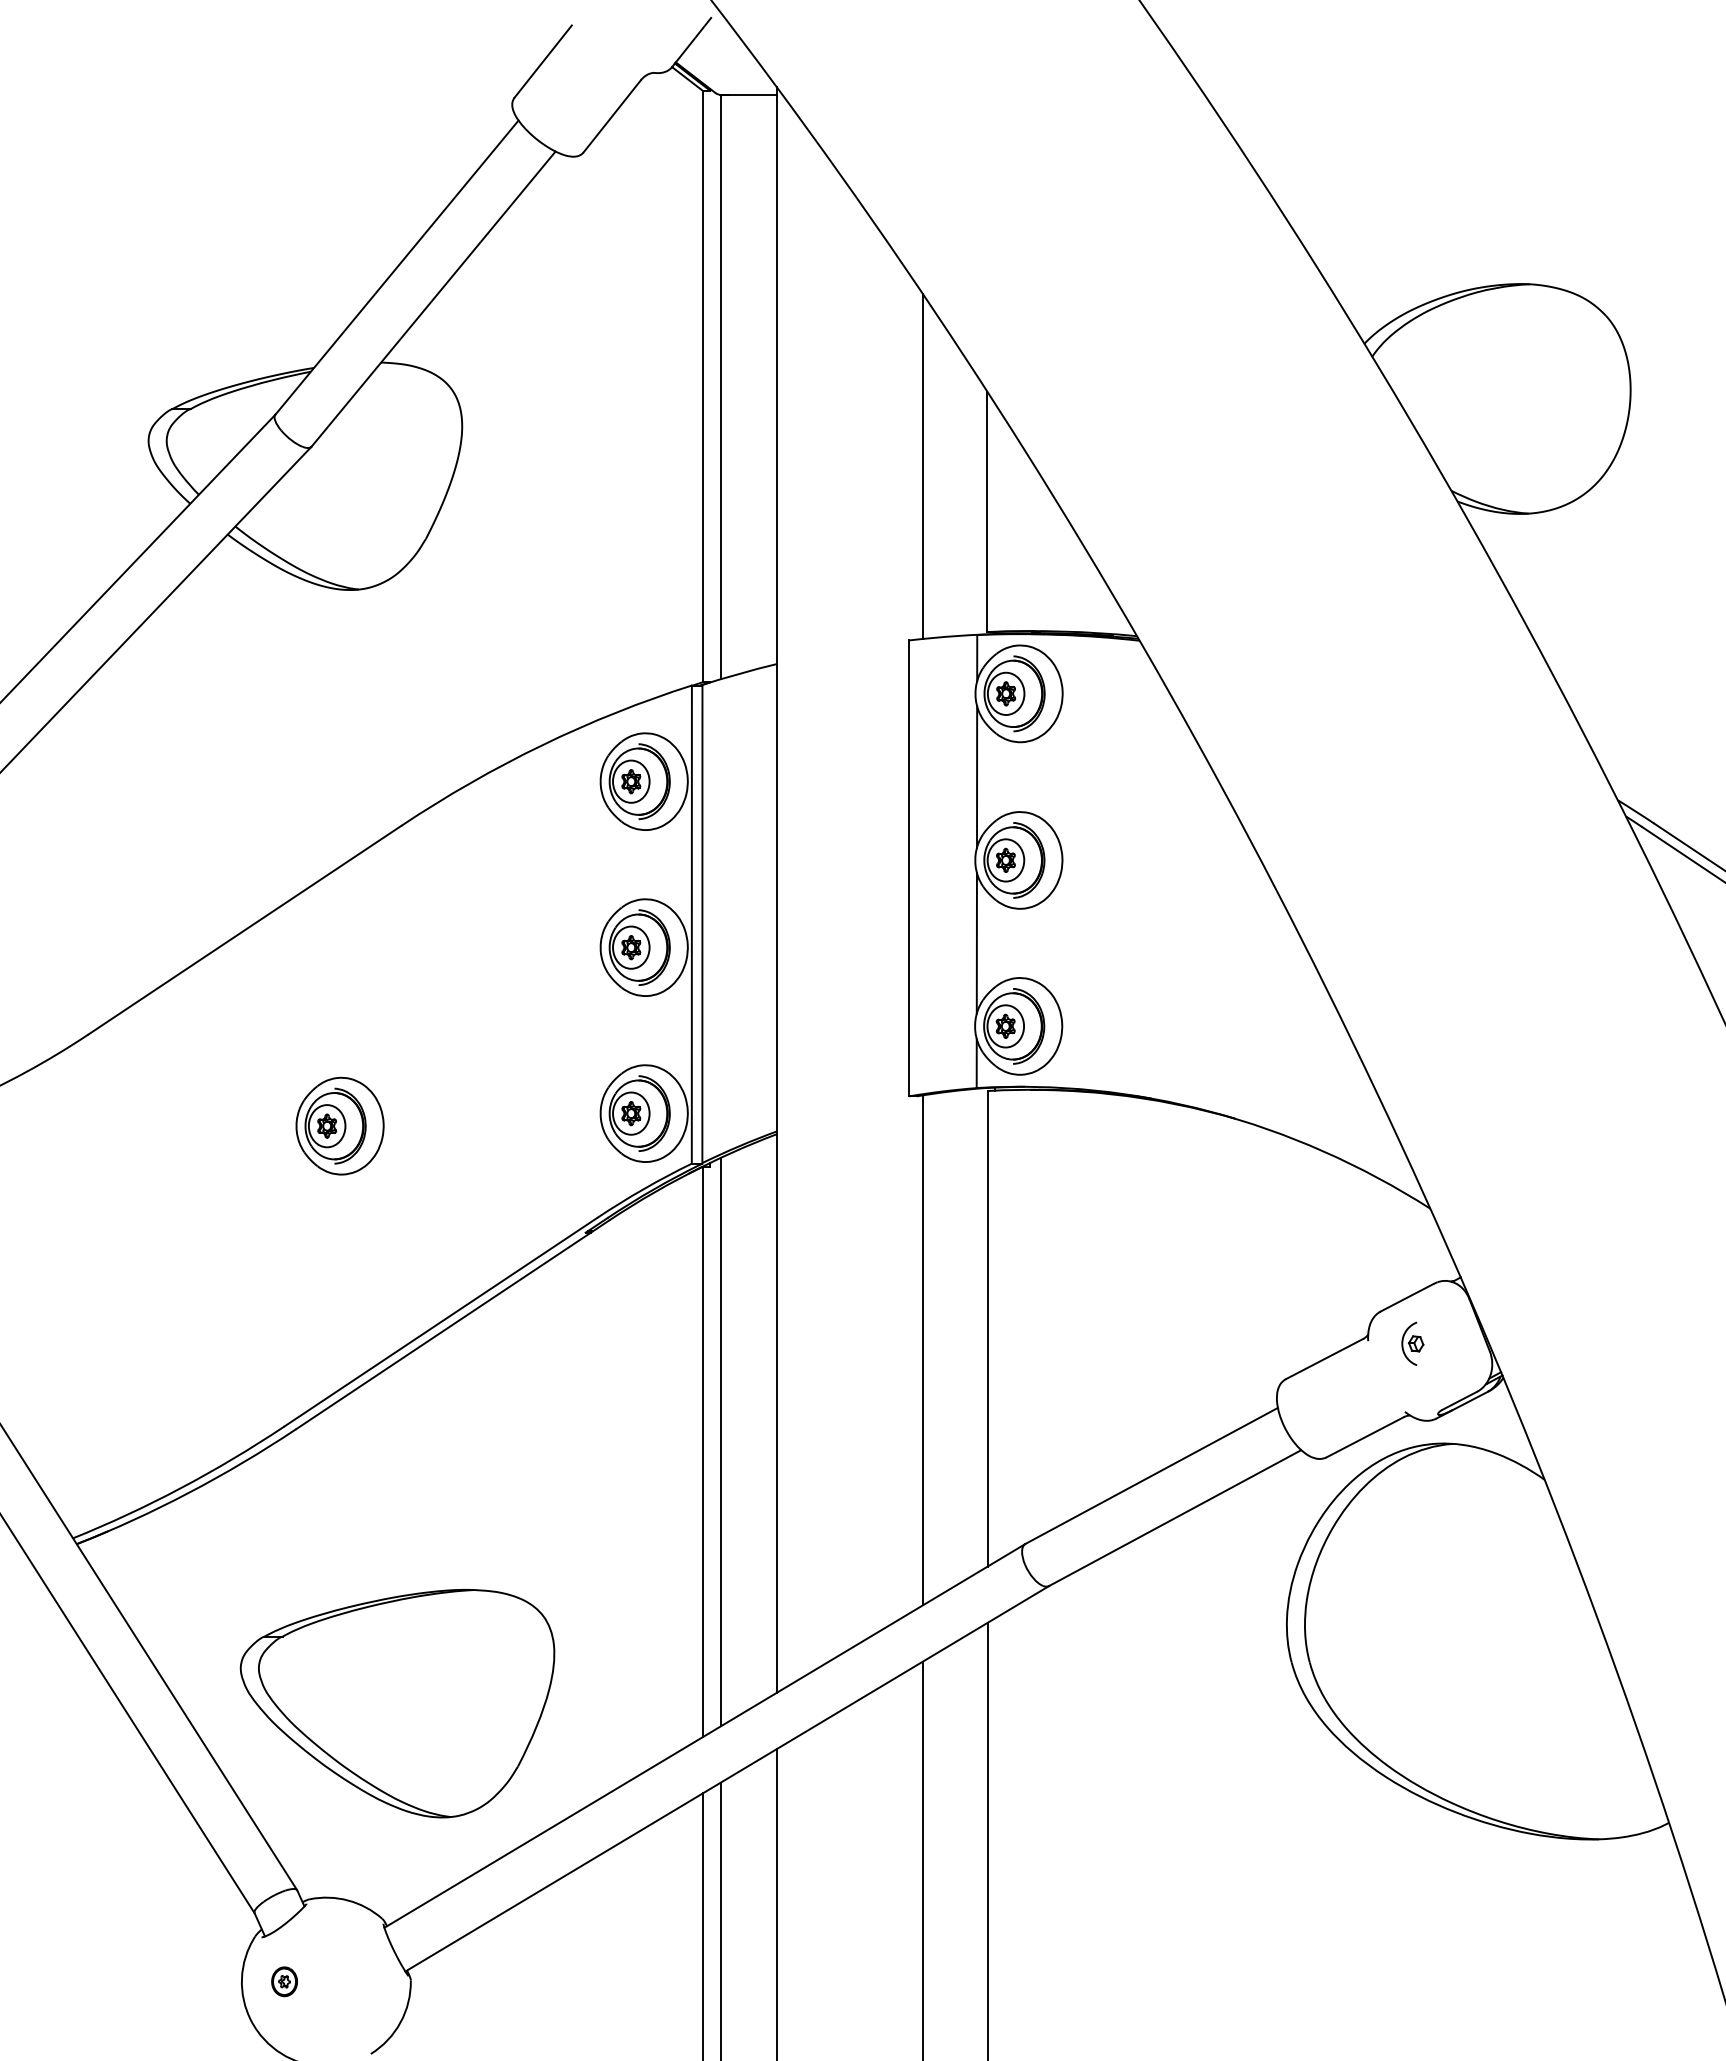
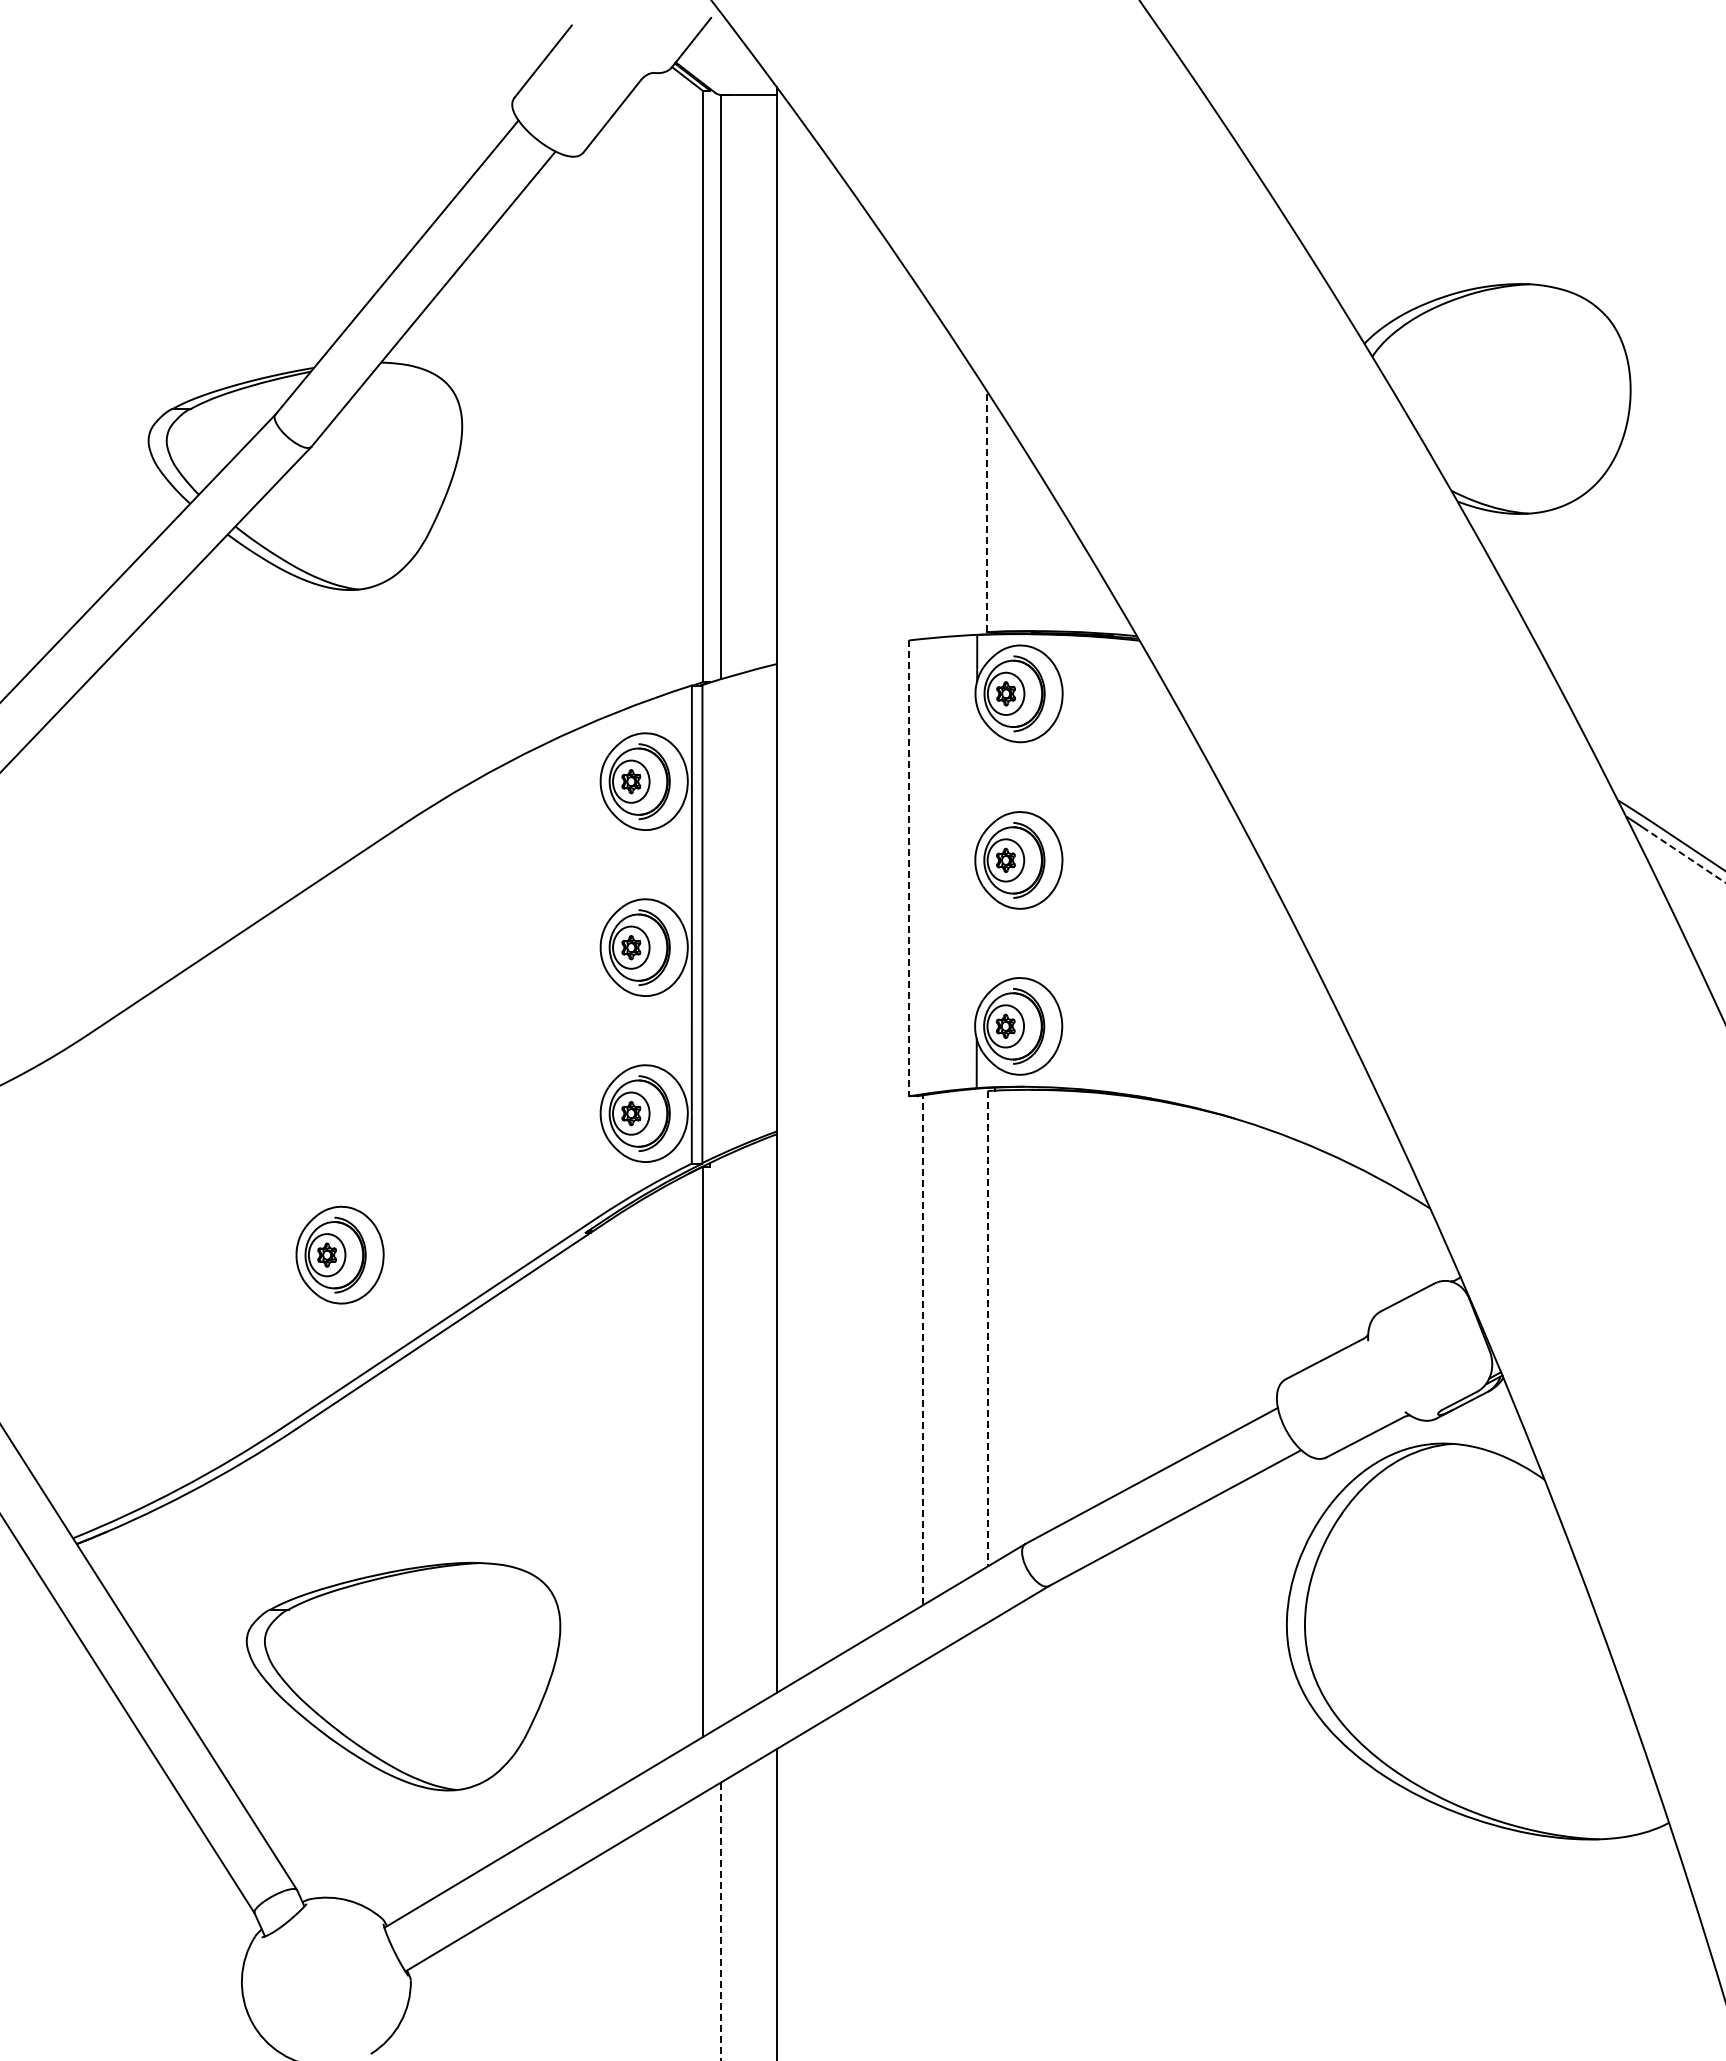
line: present -> none (922, 465)
line: solid -> dashed (987, 511)
line: present -> none (977, 776)
line: solid -> dashed (1683, 854)
line: solid -> dashed (909, 868)
line: present -> none (976, 943)
part position: (339, 1125) -> (339, 1254) (339, 1254)
line: solid -> dashed (987, 1328)
part: present -> none (1412, 1343)
line: solid -> dashed (922, 1349)
line: present -> none (720, 1441)
part position: (397, 1703) -> (403, 1676) (403, 1676)
line: present -> none (987, 1839)
line: present -> none (922, 1859)
line: solid -> dashed (720, 1921)
line: present -> none (702, 1925)
part: present -> none (284, 1981)
